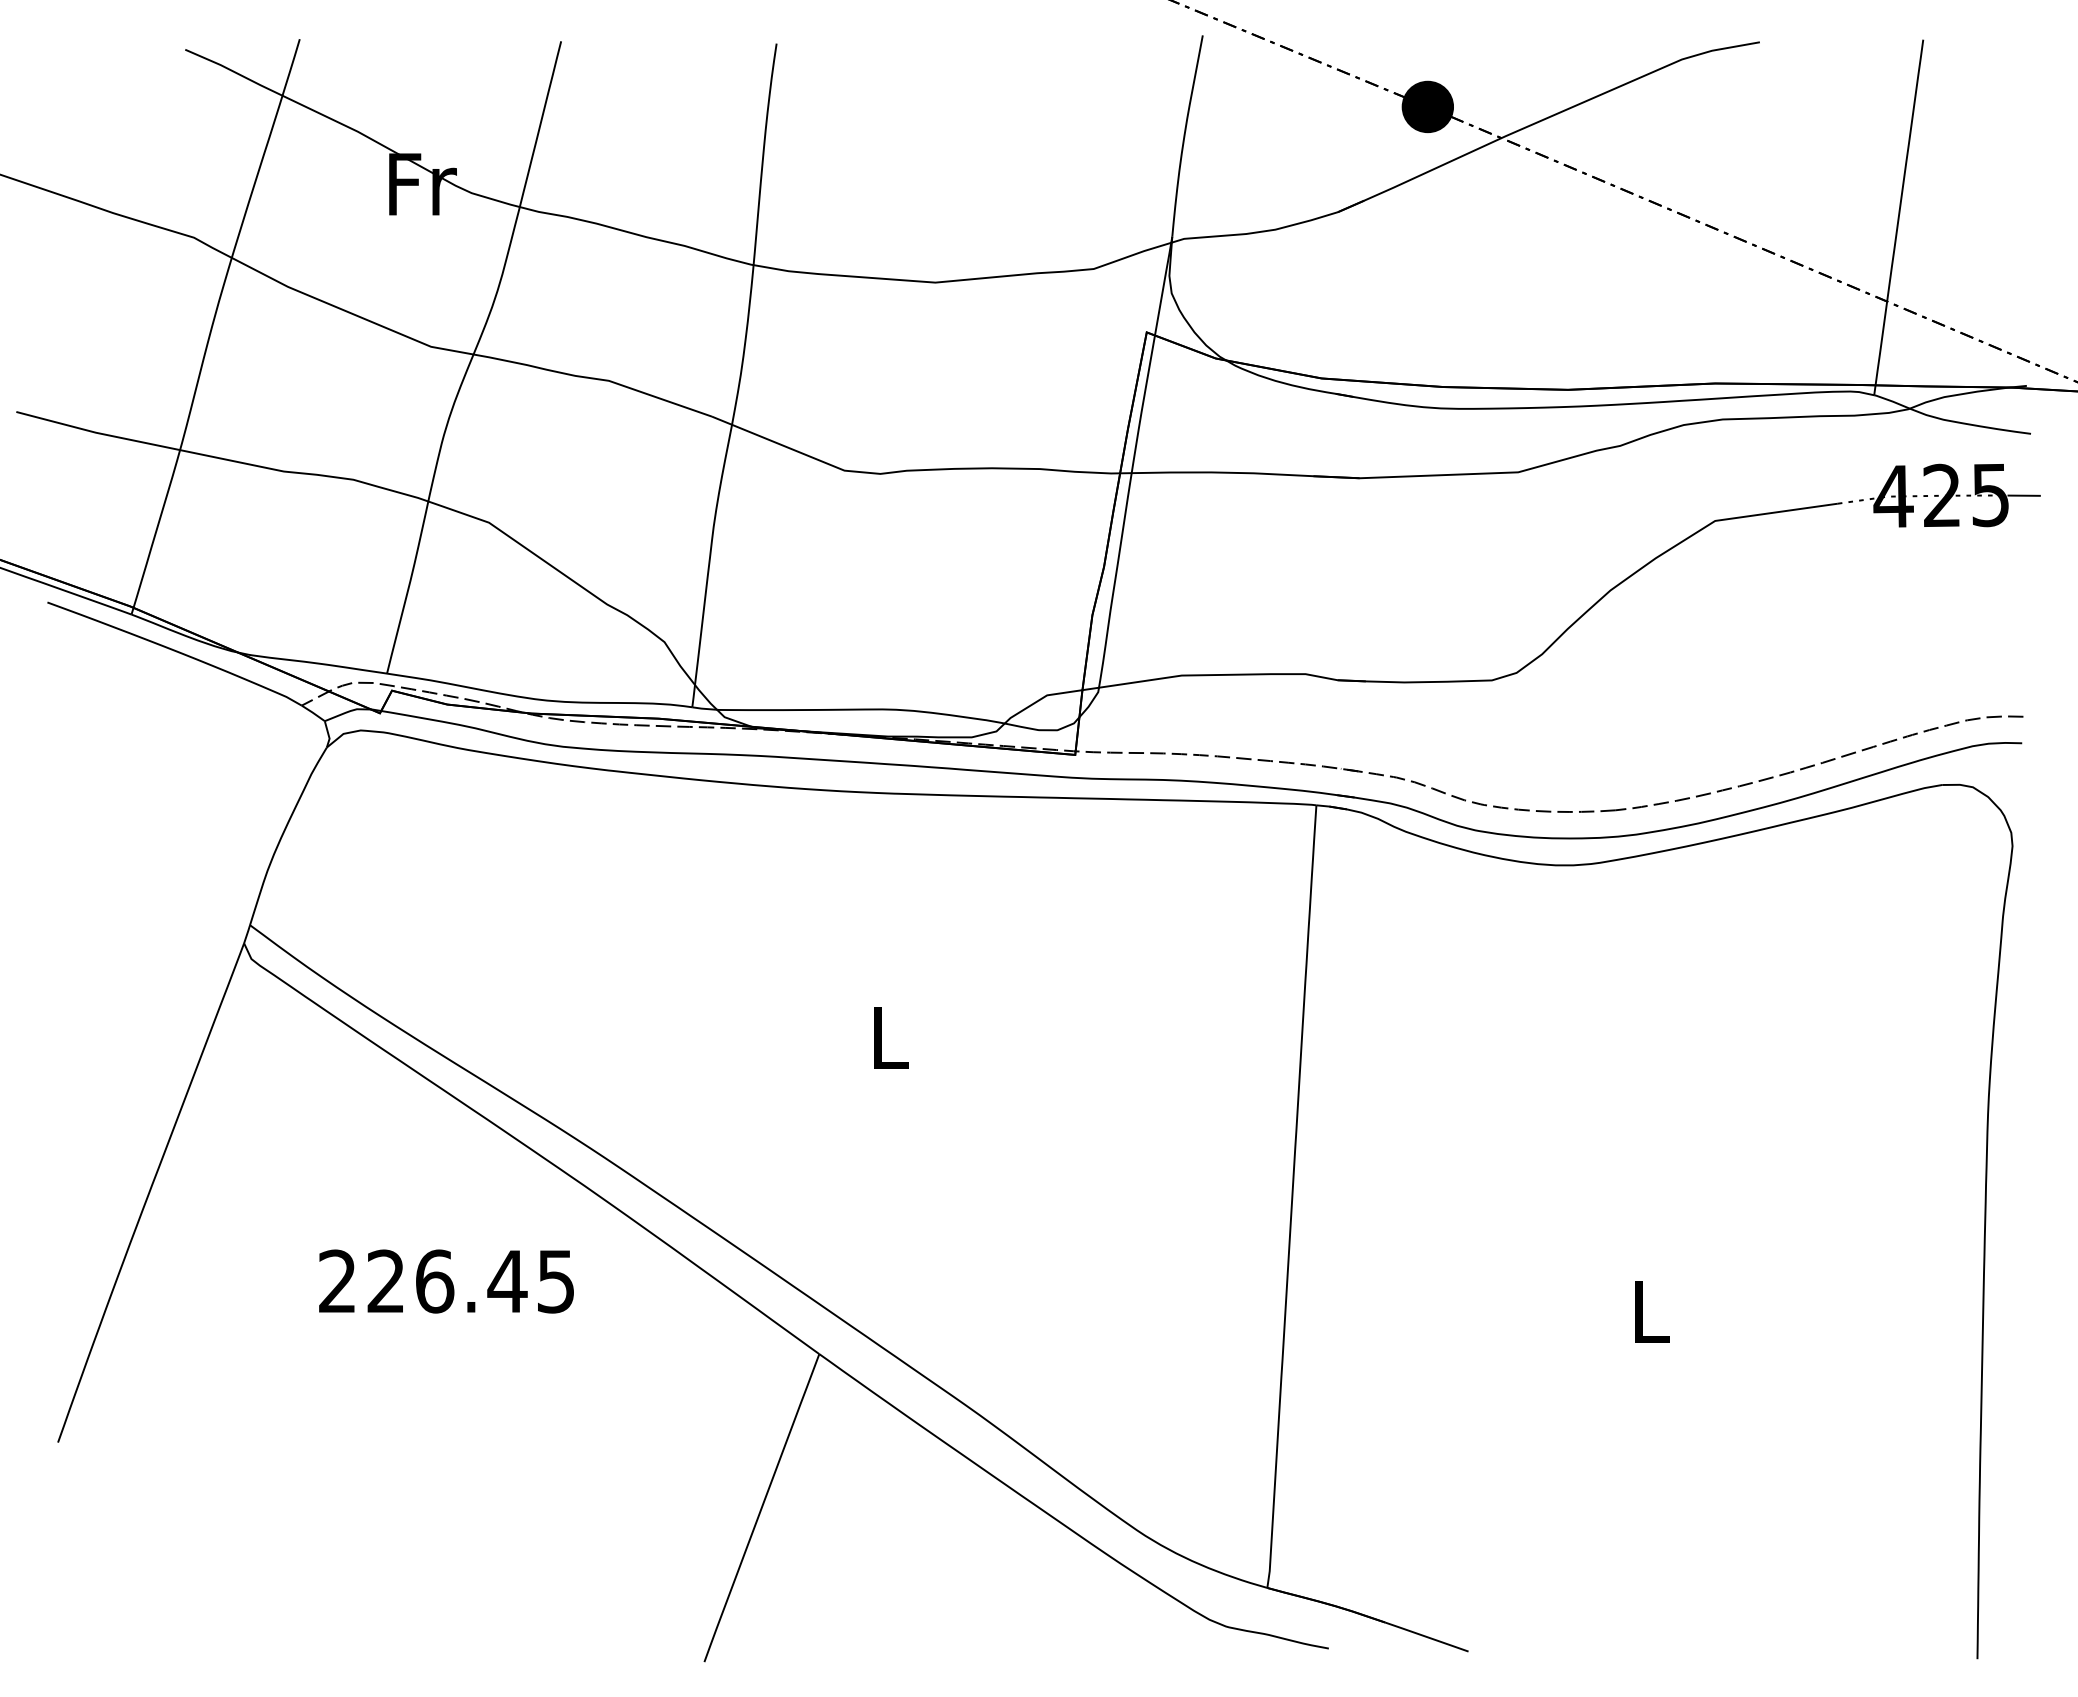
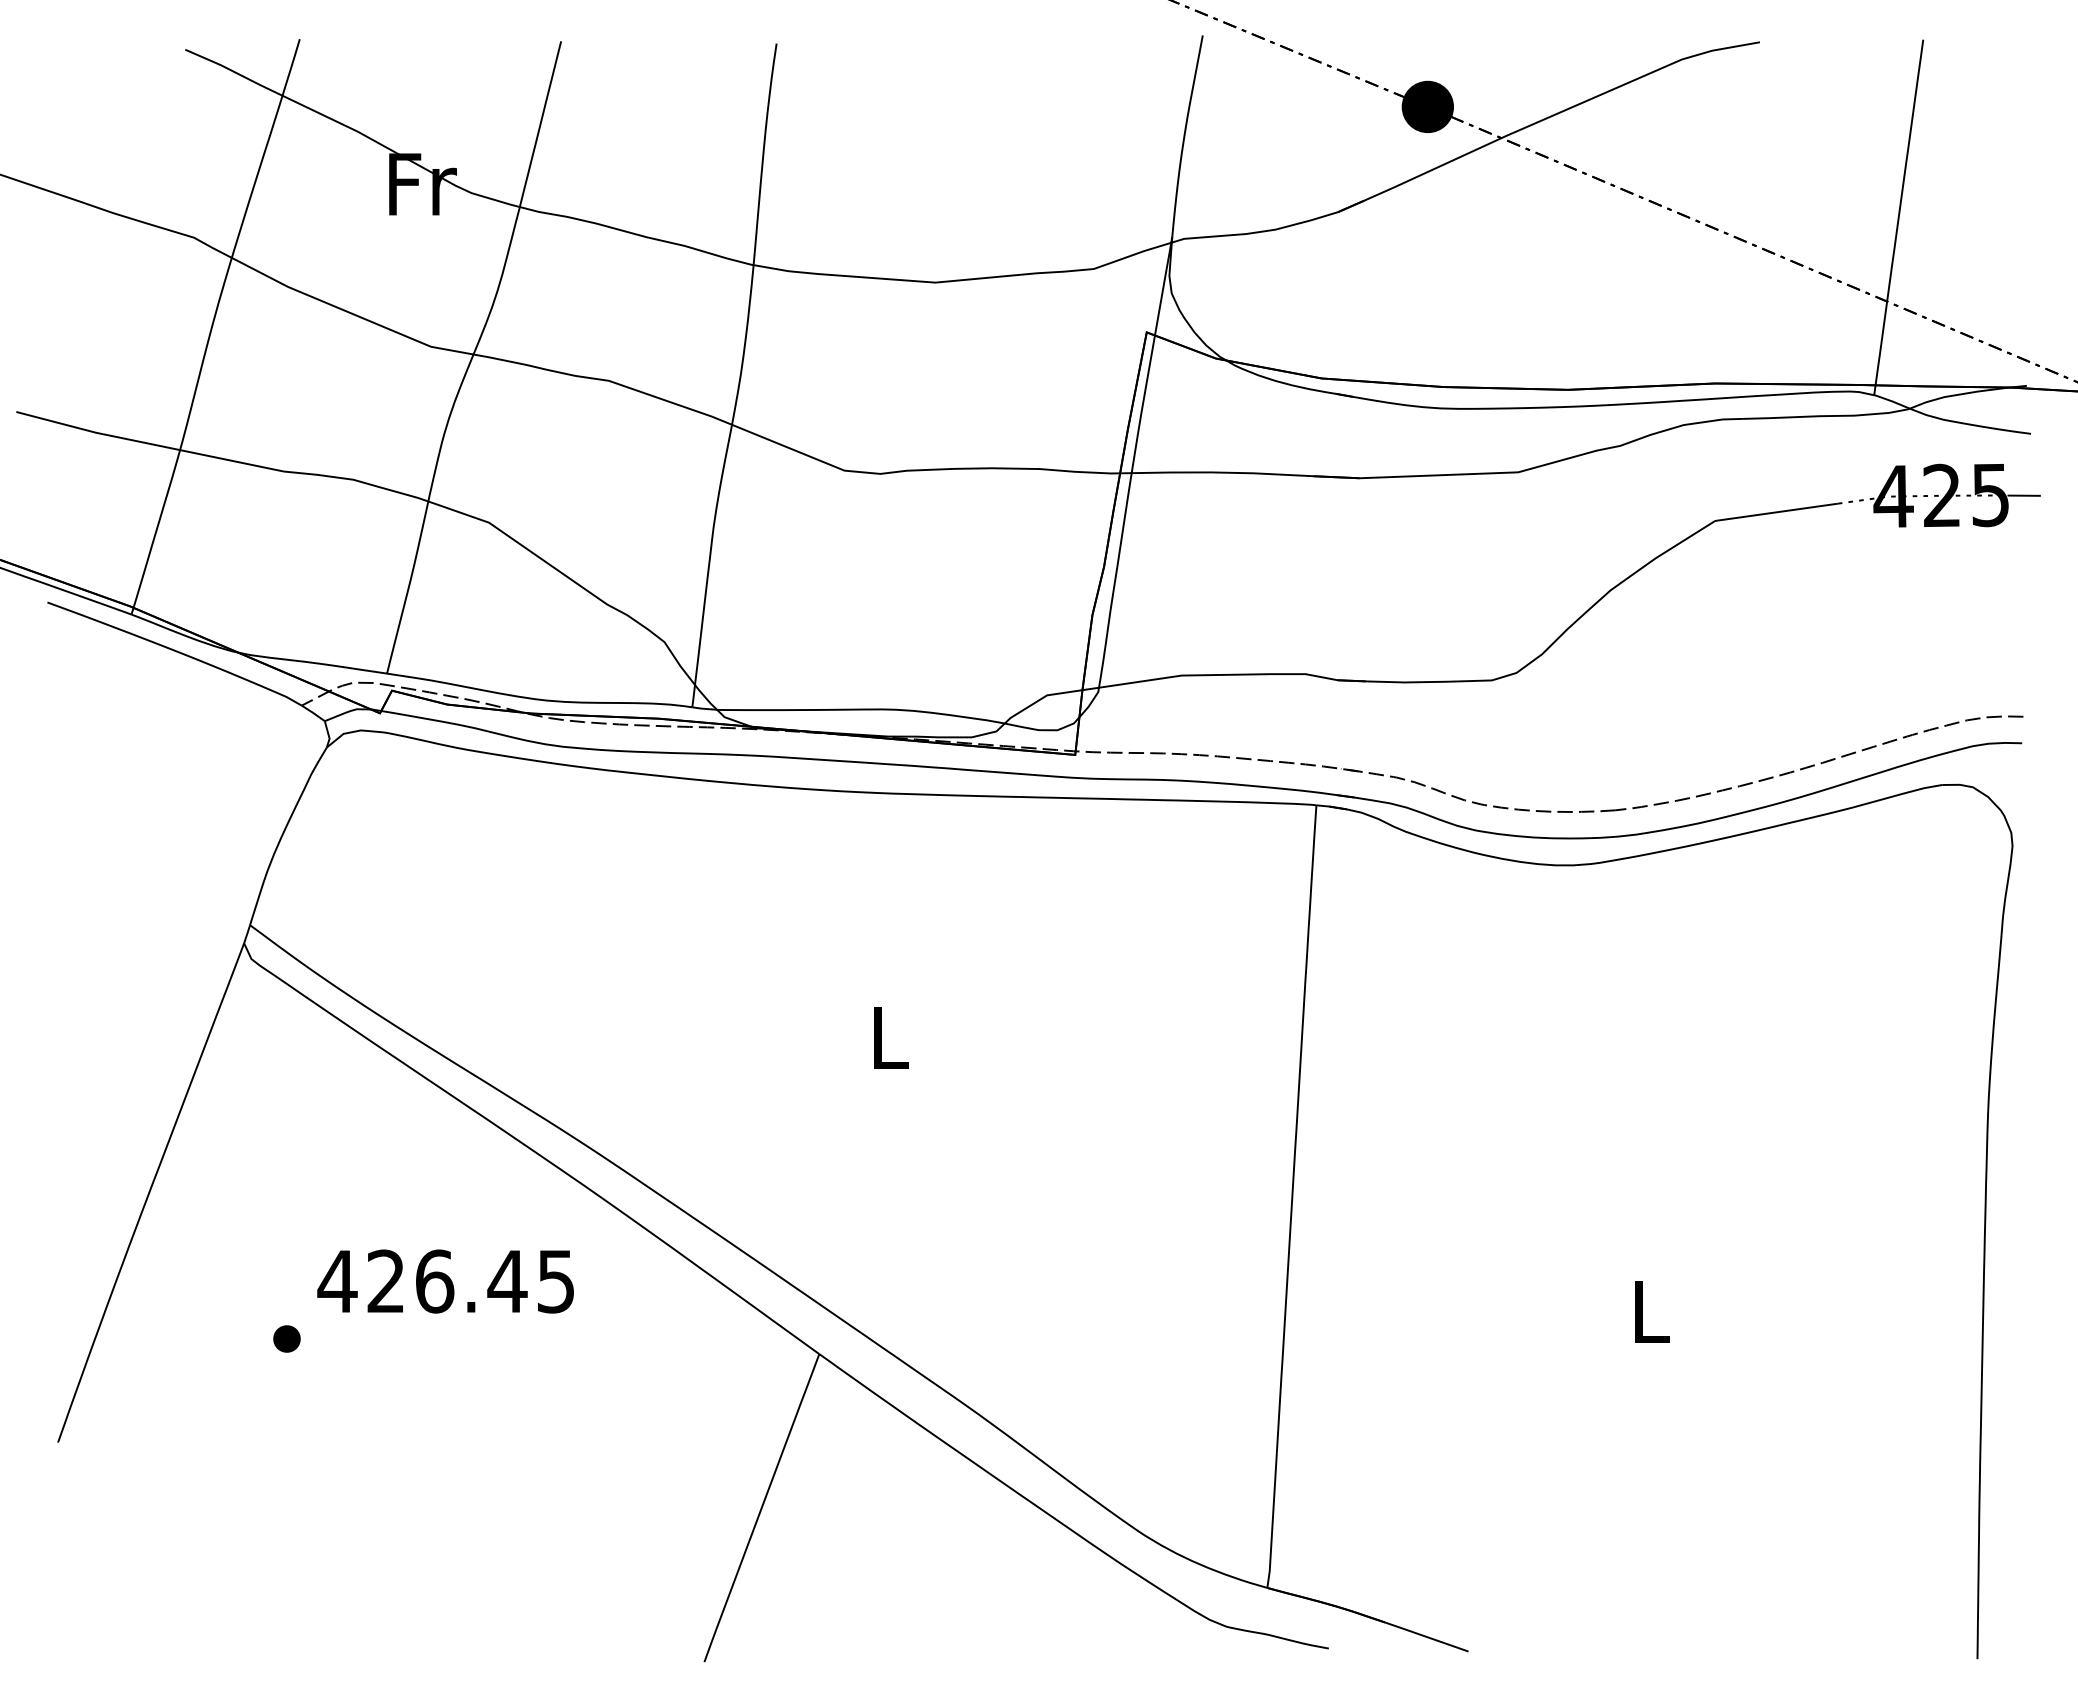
text: 226.45 -> 426.45 (337, 1280)
part: none -> present (286, 1338)
